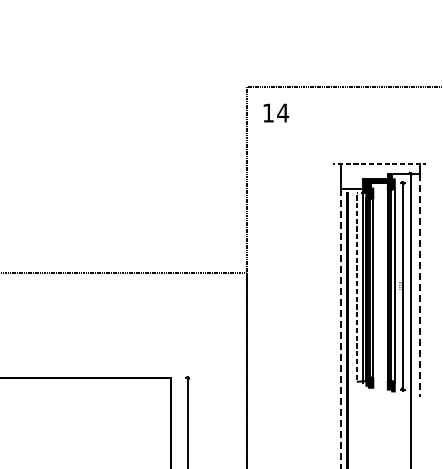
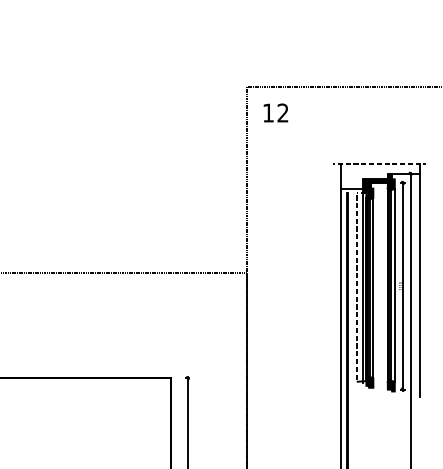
text: 14 -> 12 (283, 112)
line: dashed -> solid (420, 285)
line: dashed -> solid (340, 328)
